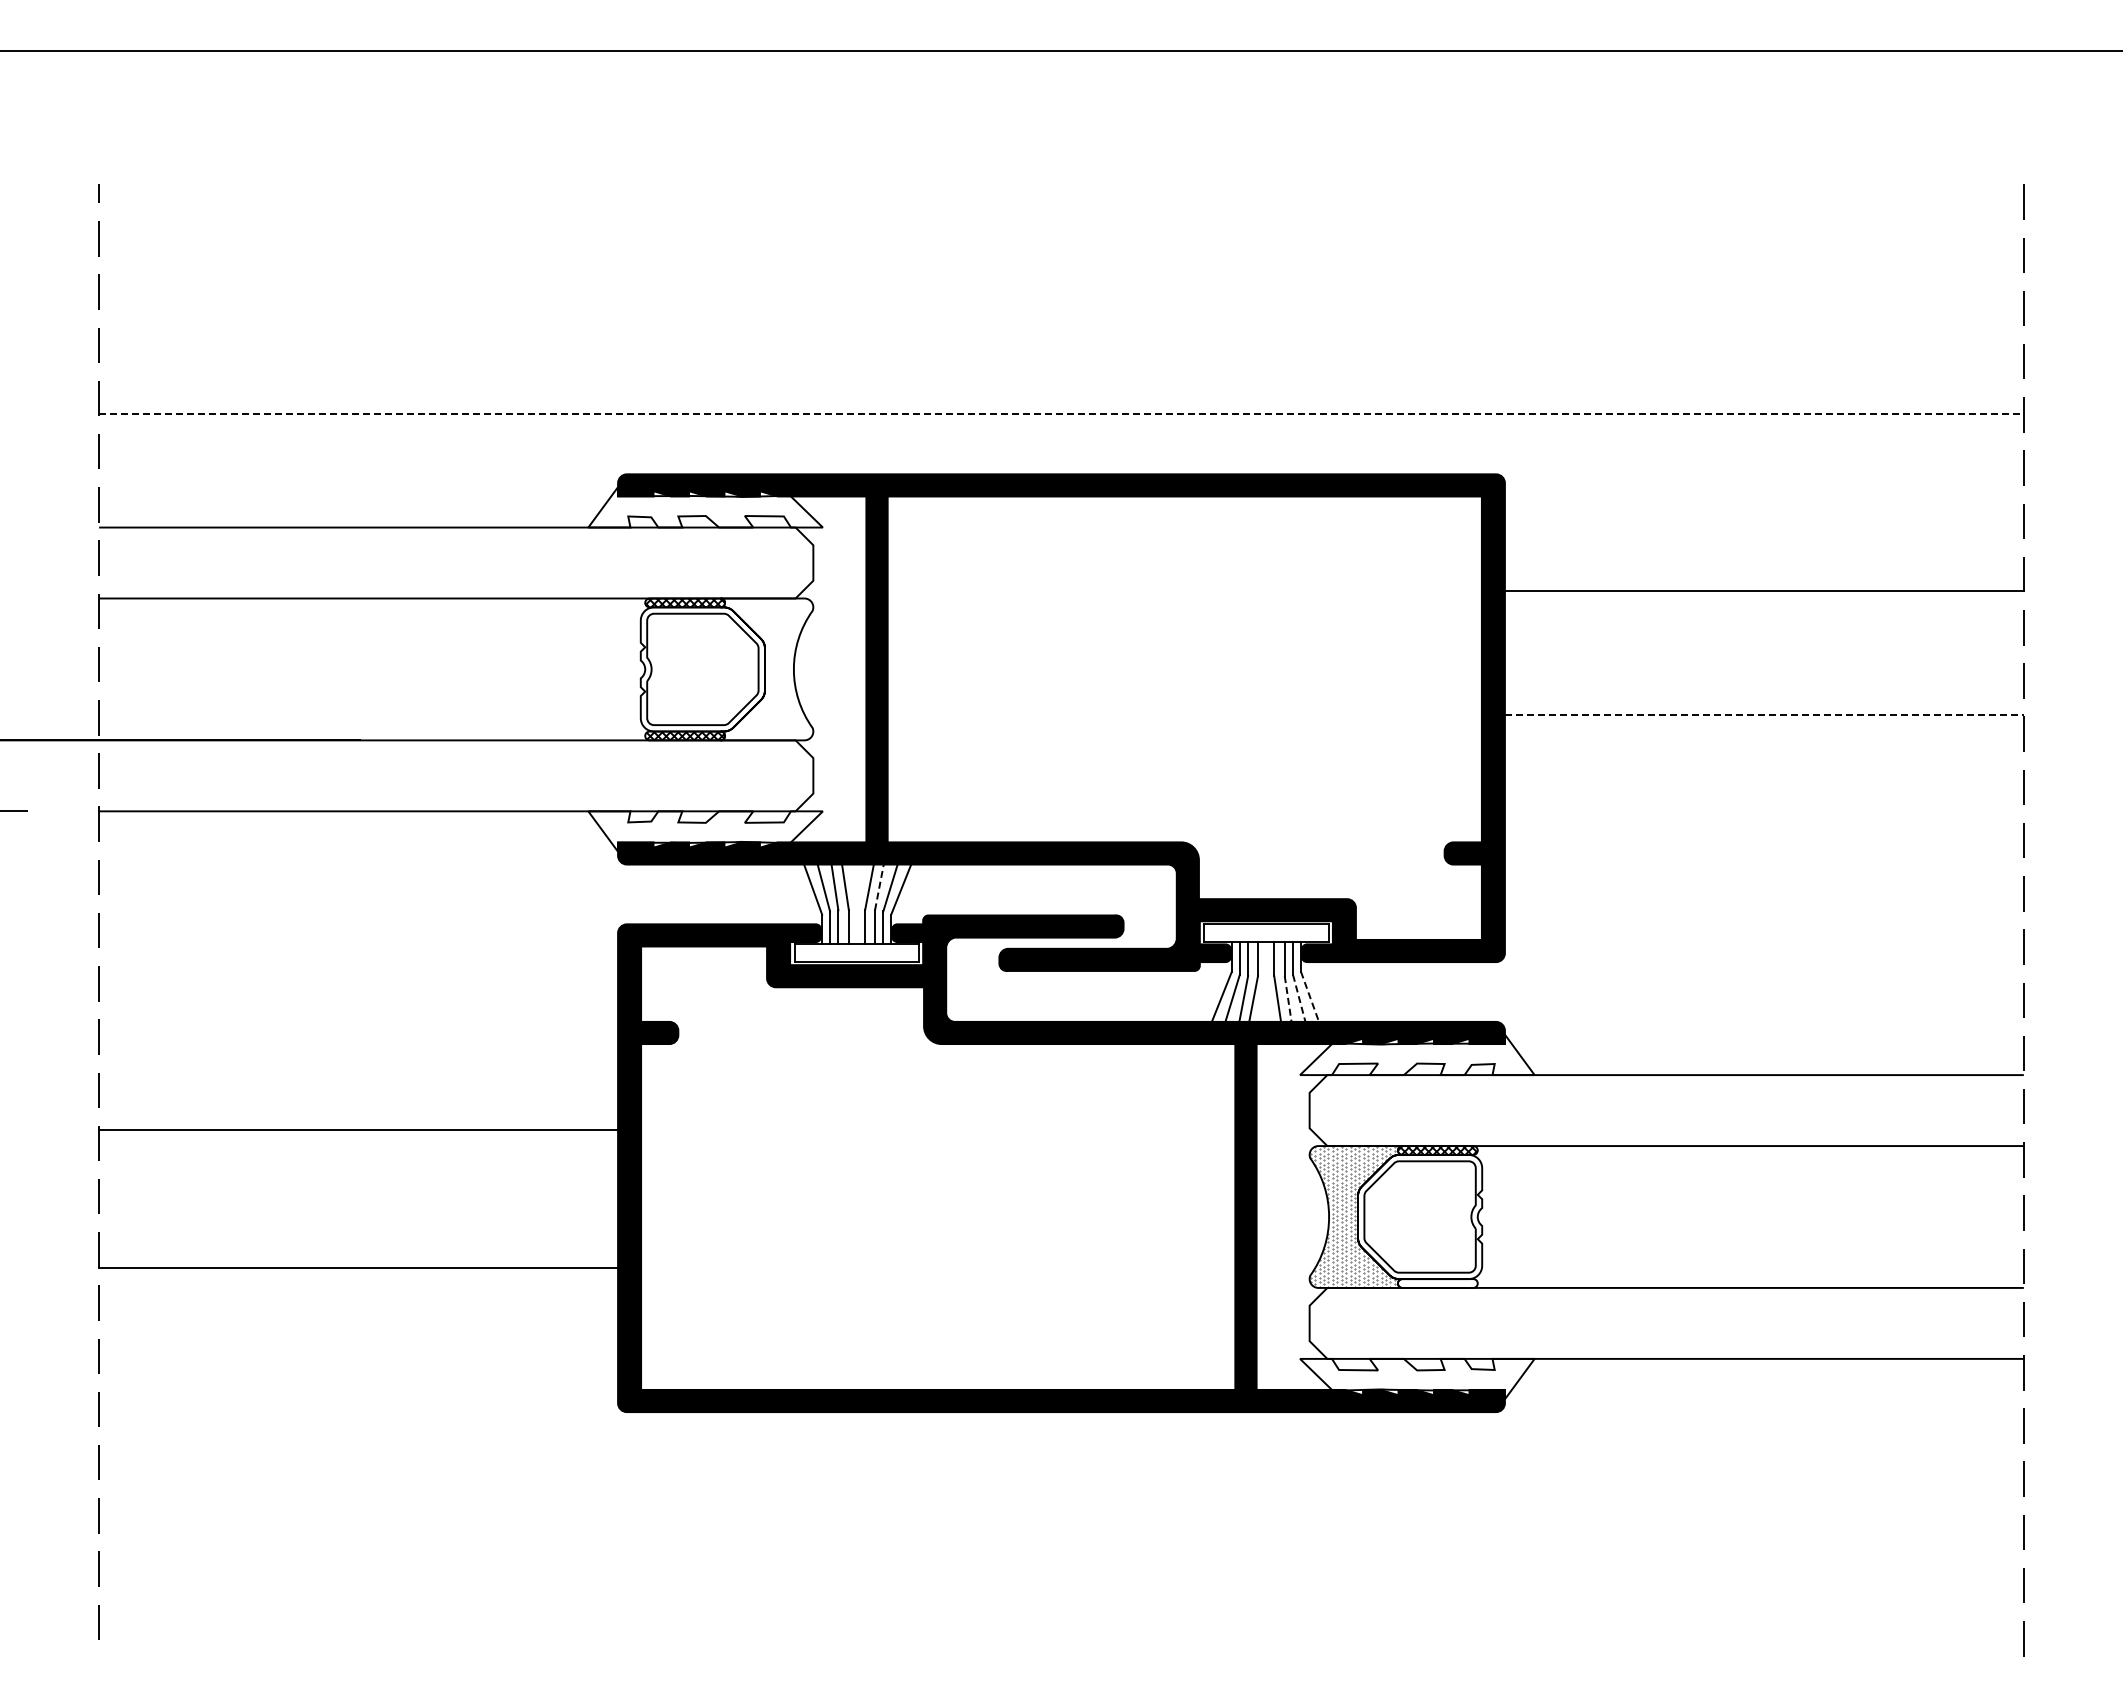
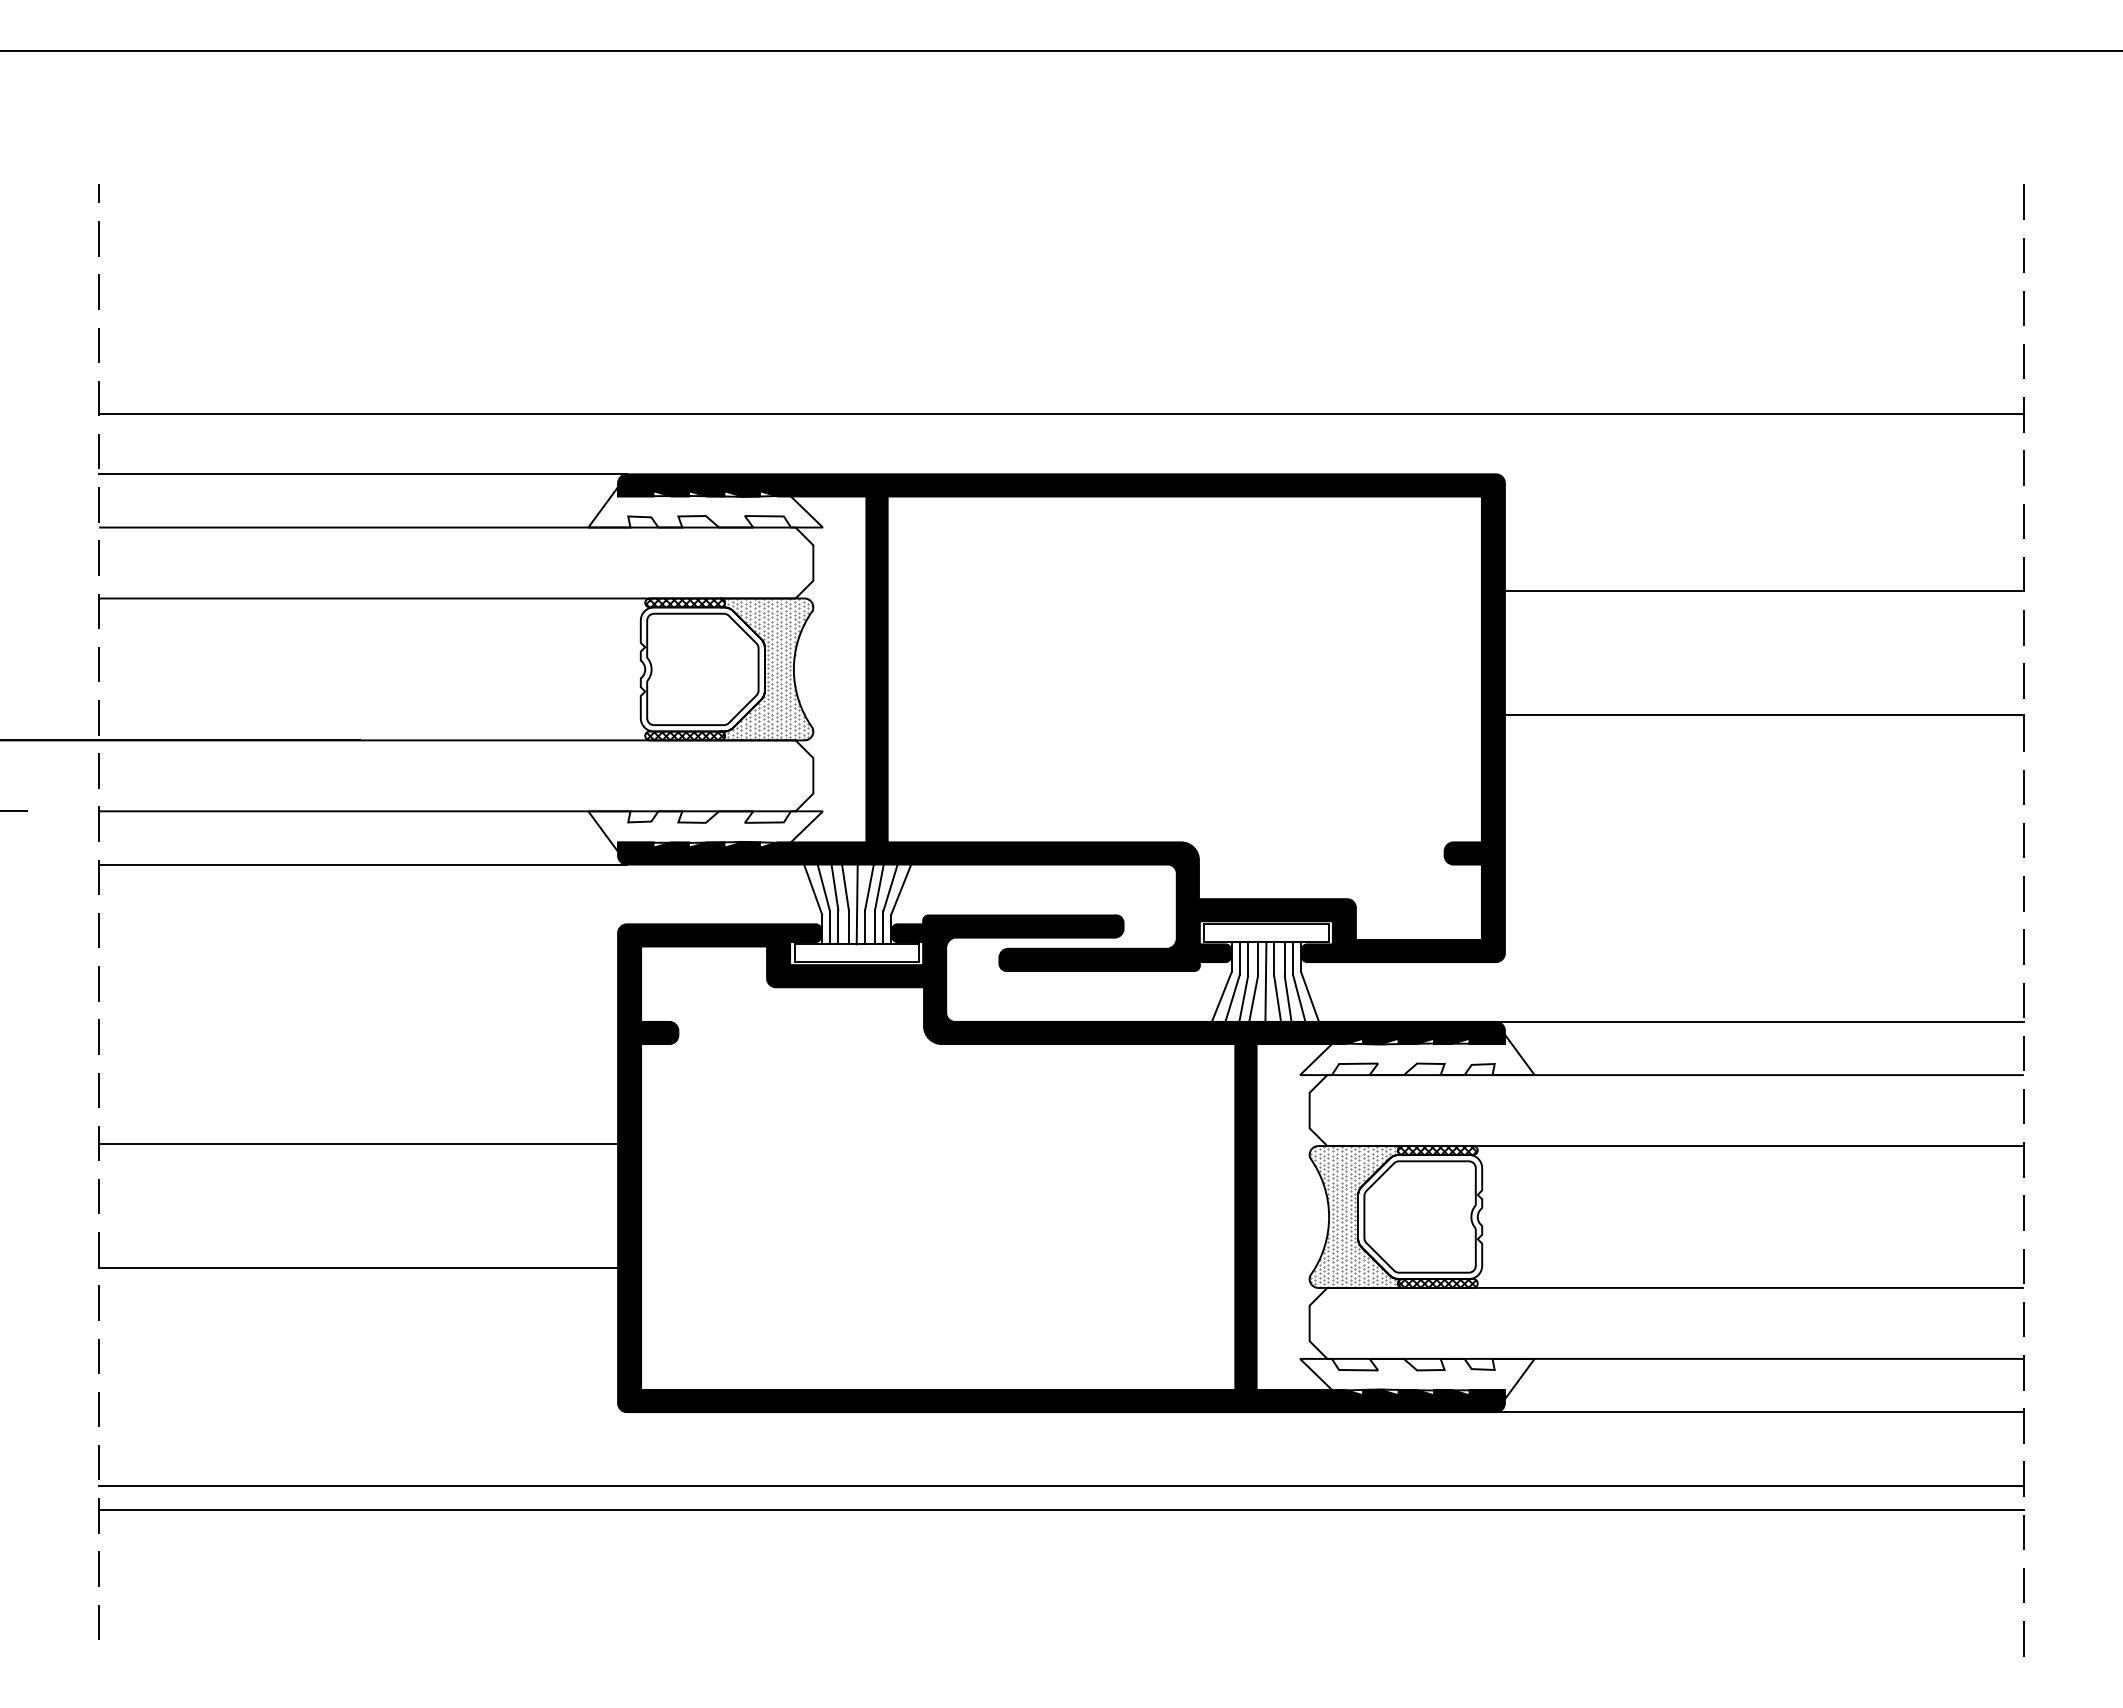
line: dashed -> solid (1061, 414)
line: none -> present (362, 474)
hatch: none -> present (770, 669)
line: dashed -> solid (1764, 714)
line: none -> present (362, 864)
line: dashed -> solid (879, 886)
line: none -> present (856, 904)
line: none -> present (1265, 981)
line: dashed -> solid (1310, 996)
line: dashed -> solid (1299, 998)
line: dashed -> solid (1288, 999)
line: none -> present (1759, 1021)
line position: (358, 1129) -> (358, 1143) (358, 1143)
hatch: none -> present (1437, 1283)
line: none -> present (1759, 1412)
line: none -> present (1061, 1486)
line: none -> present (1061, 1509)
